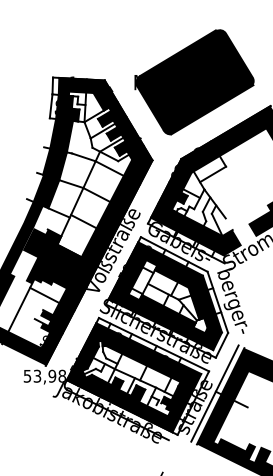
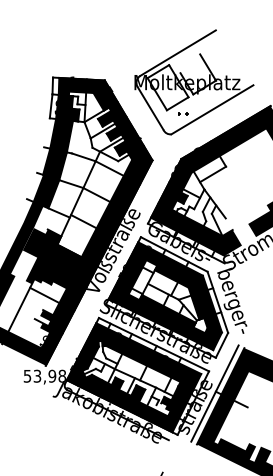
fill: present -> none (195, 81)
